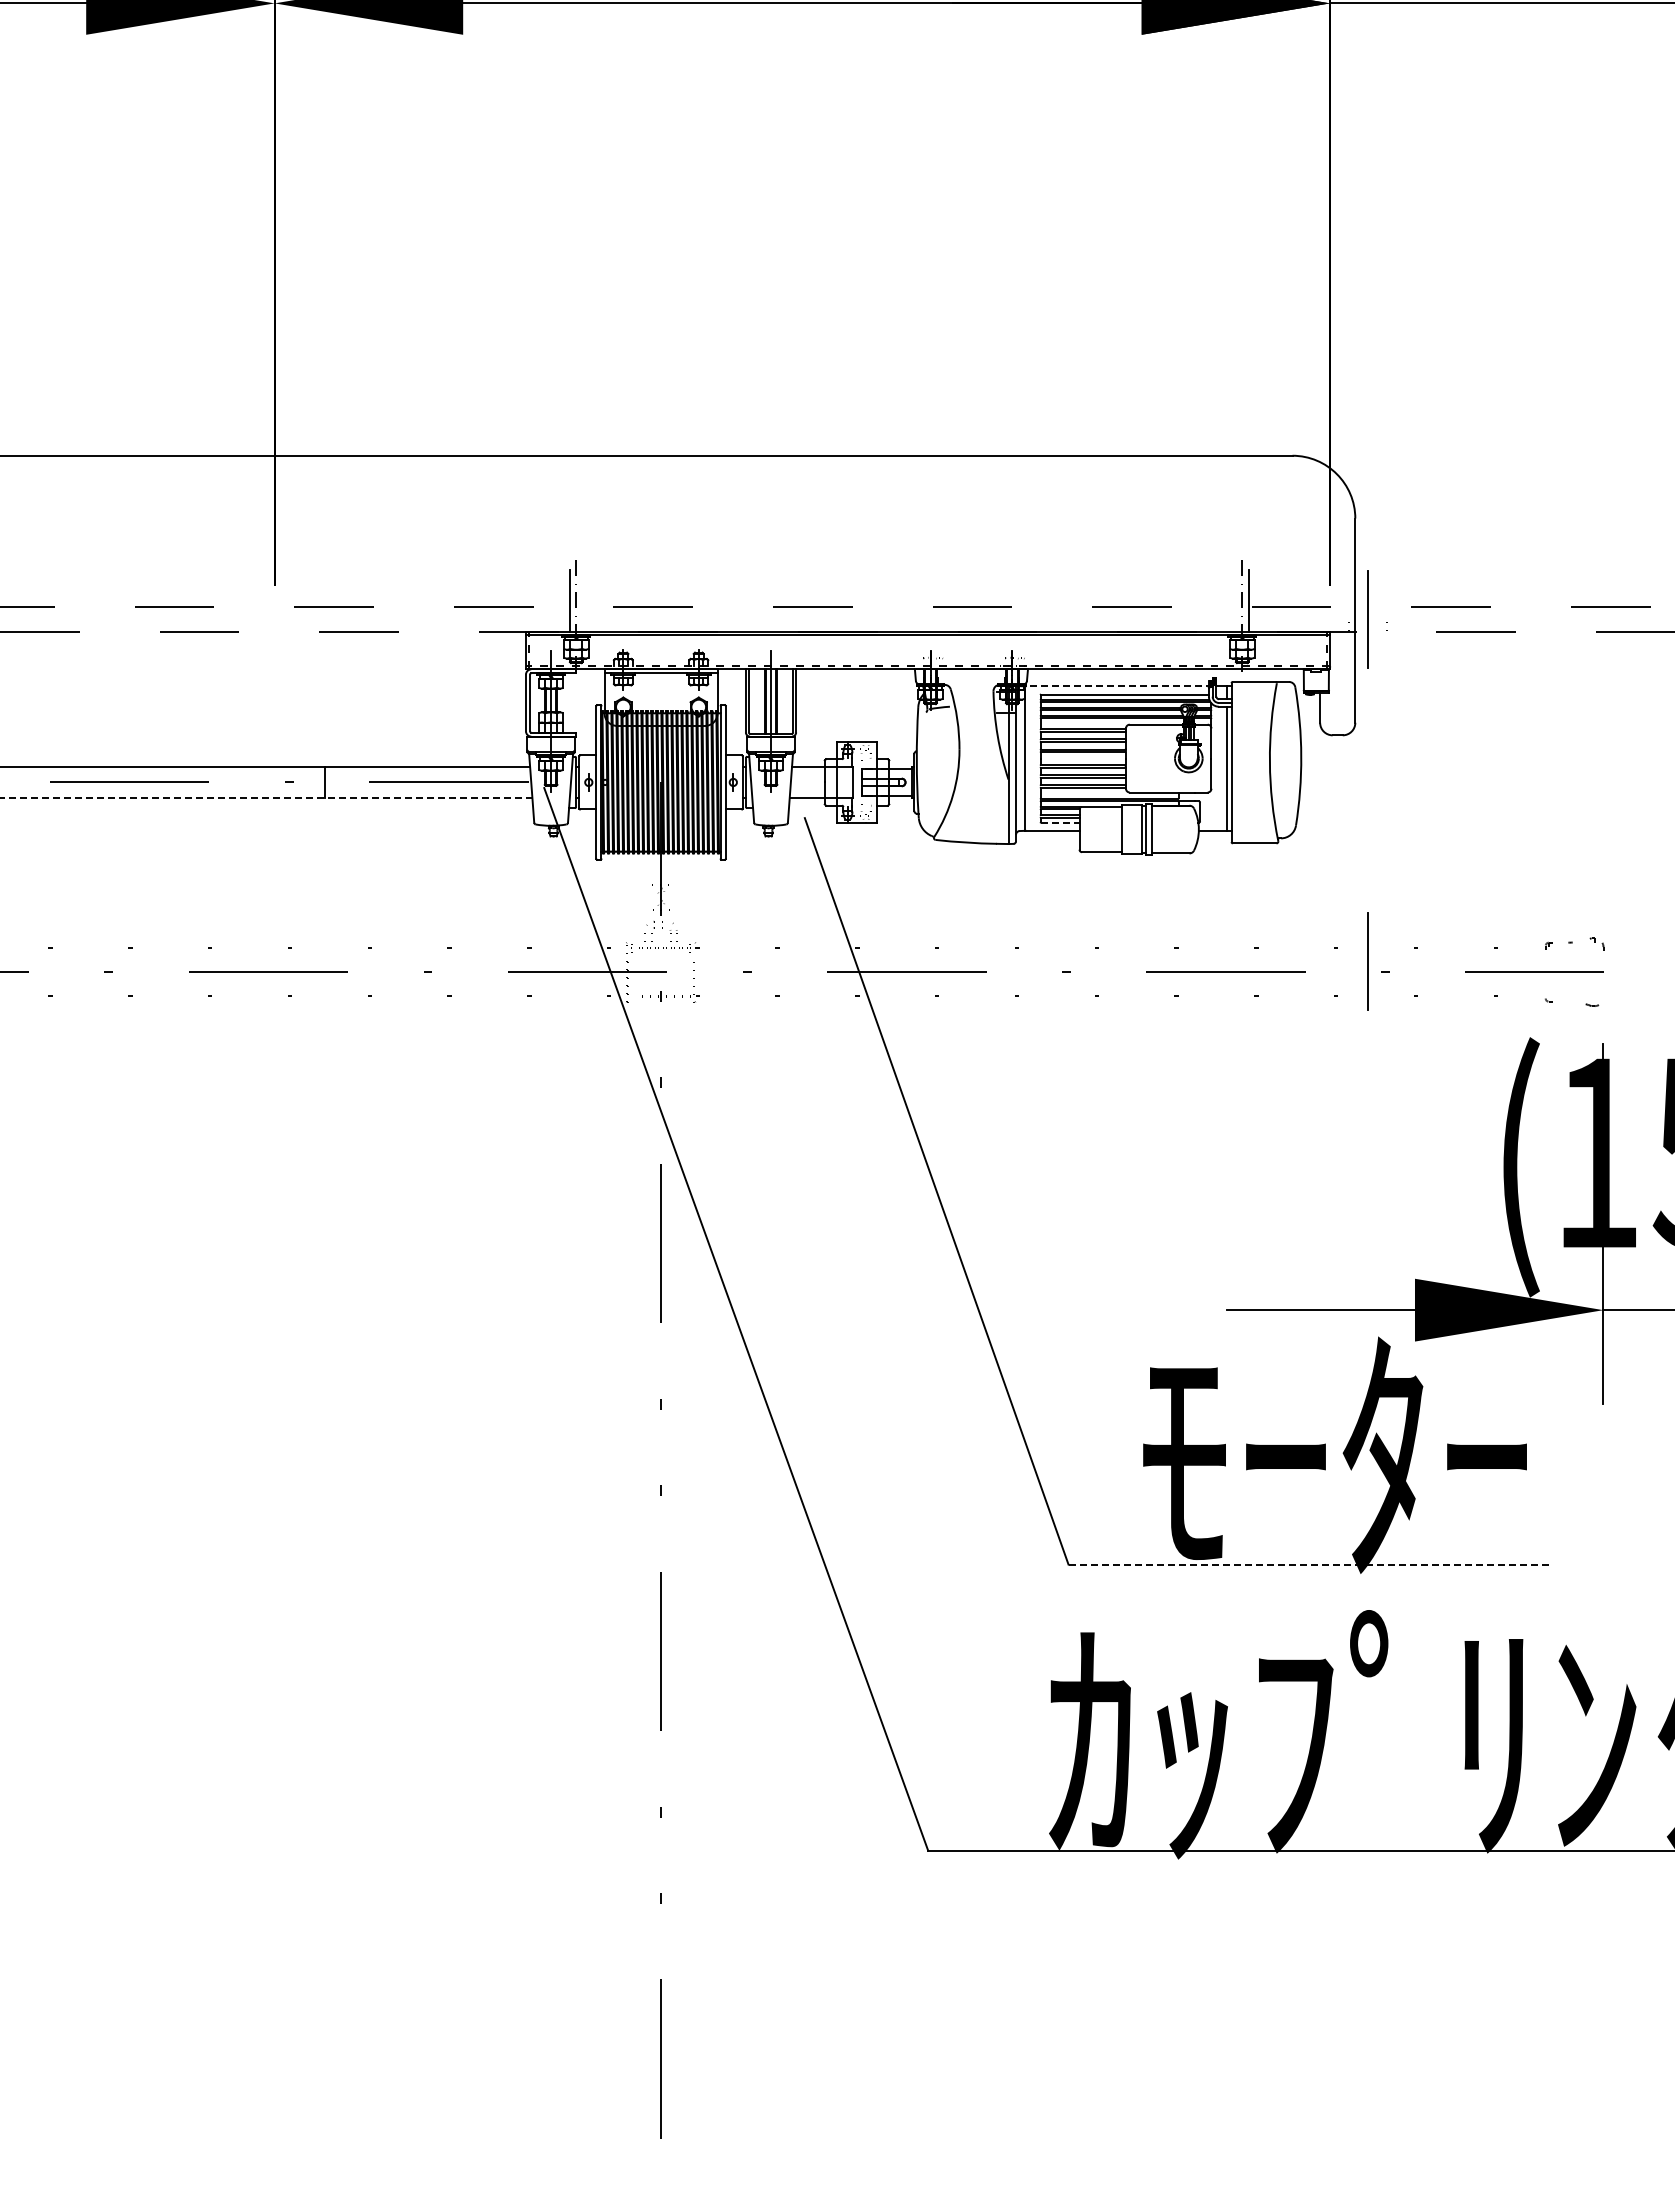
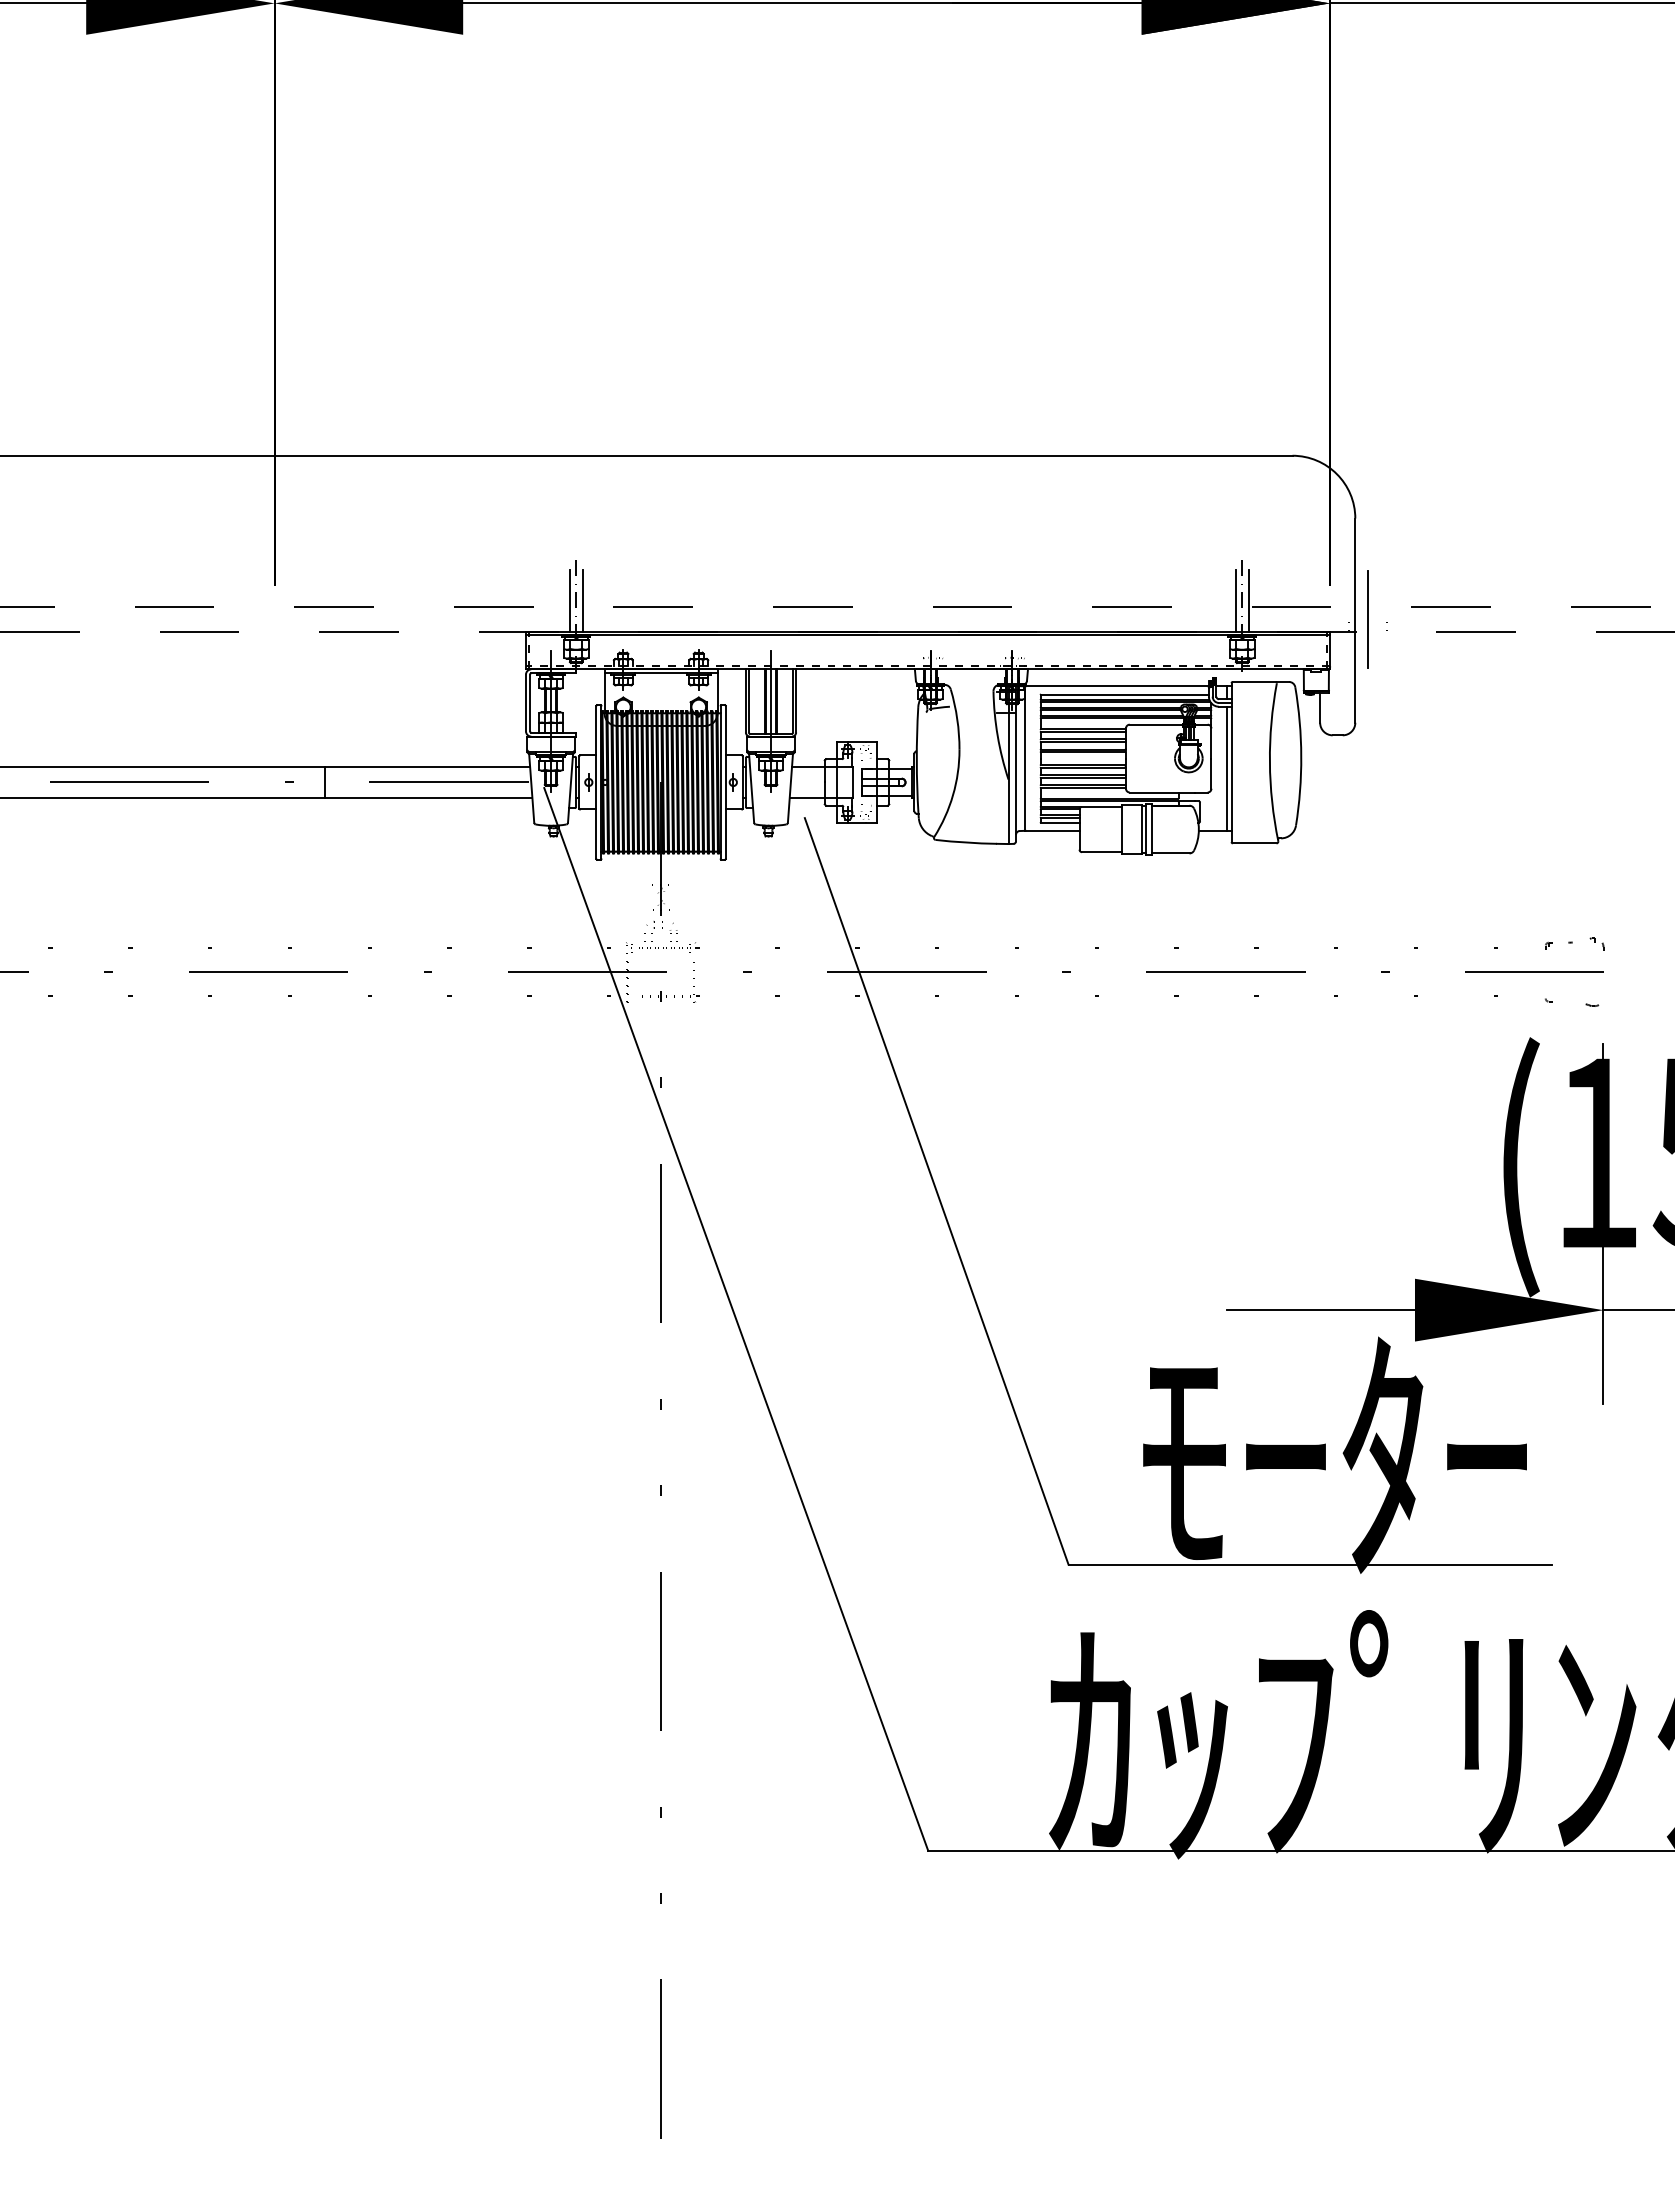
line: none -> present (582, 600)
line: none -> present (1235, 600)
line: dashed -> solid (1119, 686)
line: dashed -> solid (266, 798)
line: dashed -> solid (1060, 822)
line: present -> none (1367, 961)
line: dashed -> solid (1310, 1564)
